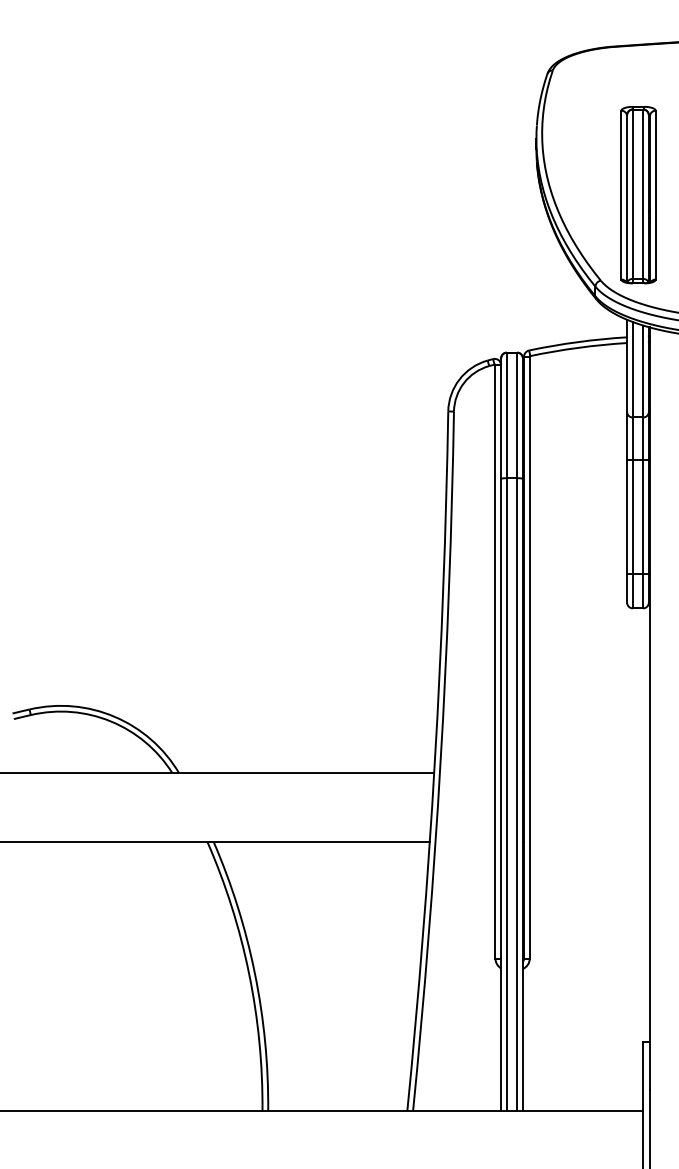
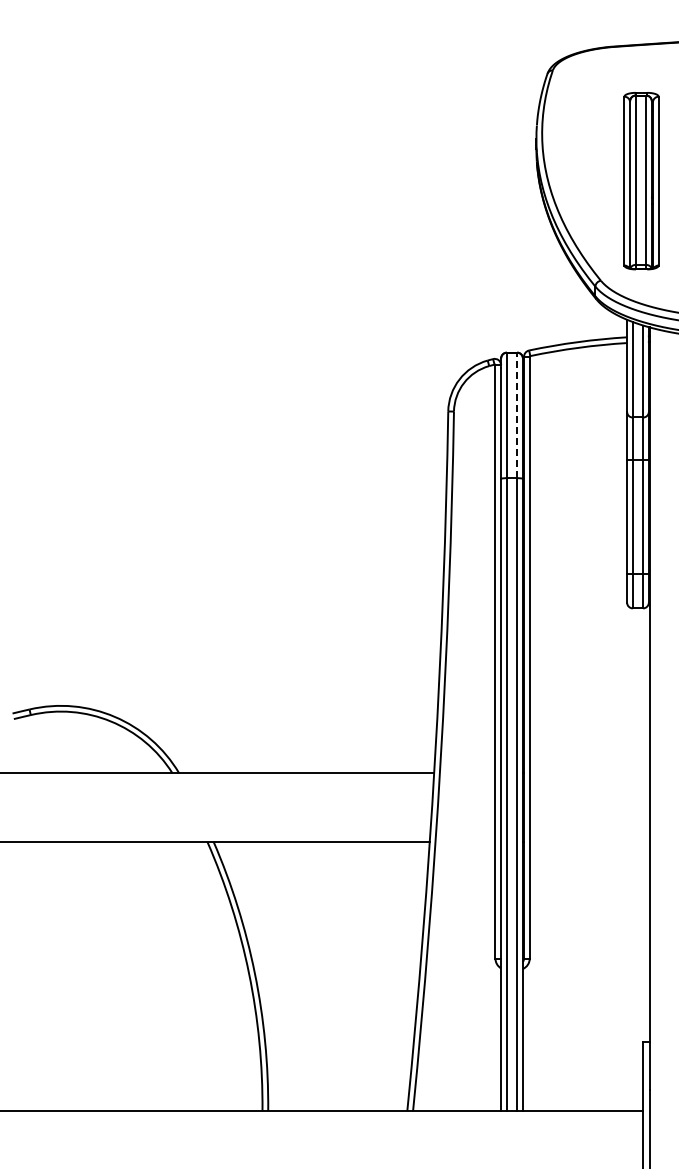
part position: (638, 195) -> (641, 181) (641, 181)
line: solid -> dashed (517, 415)
